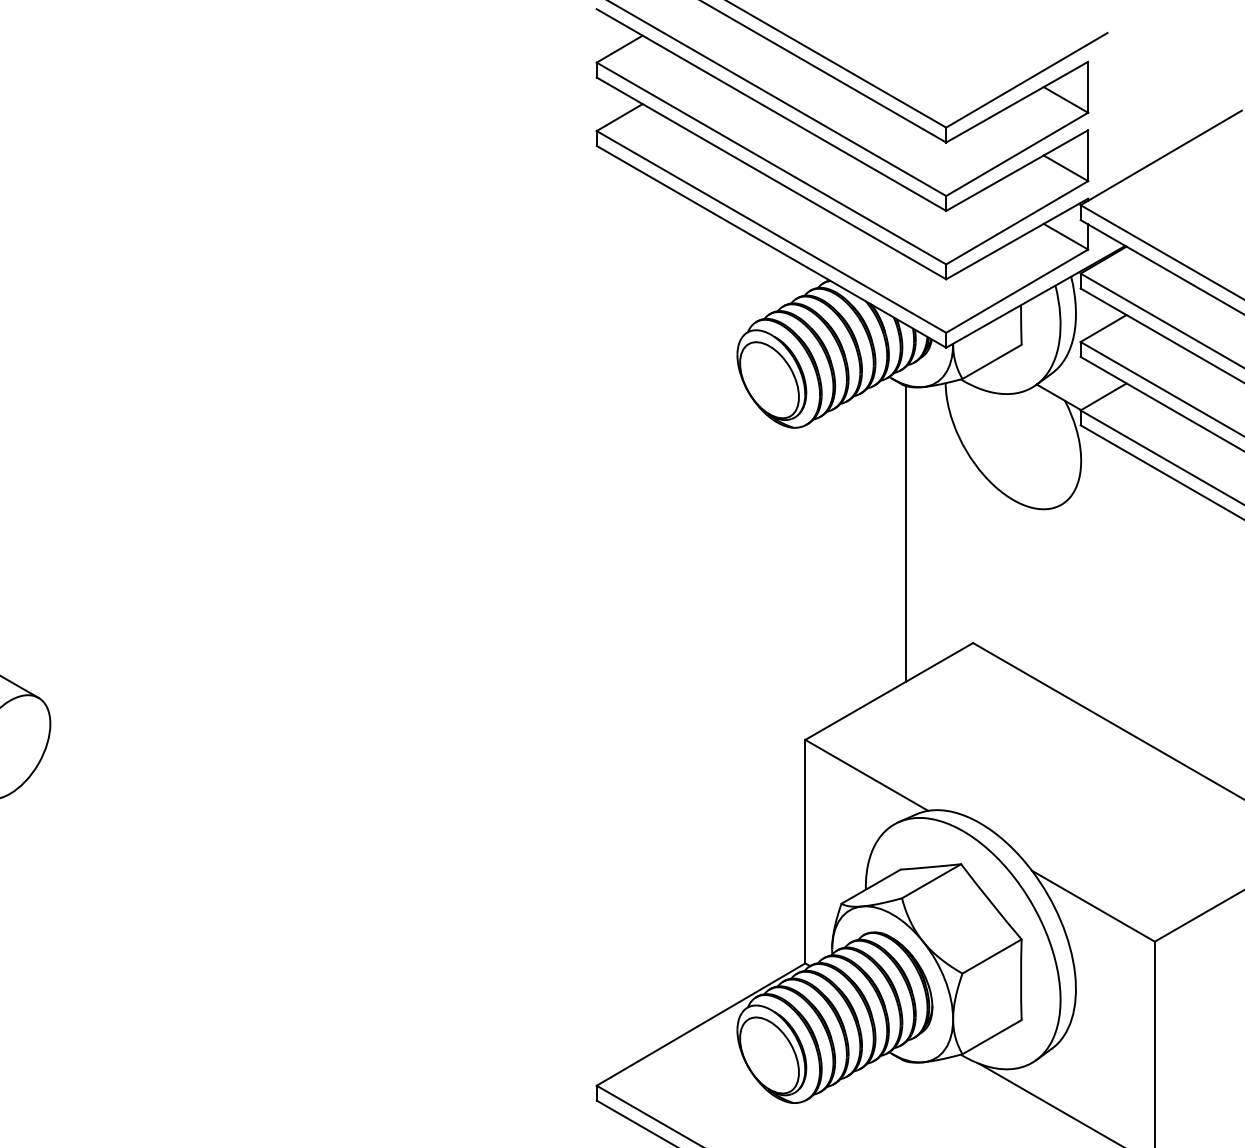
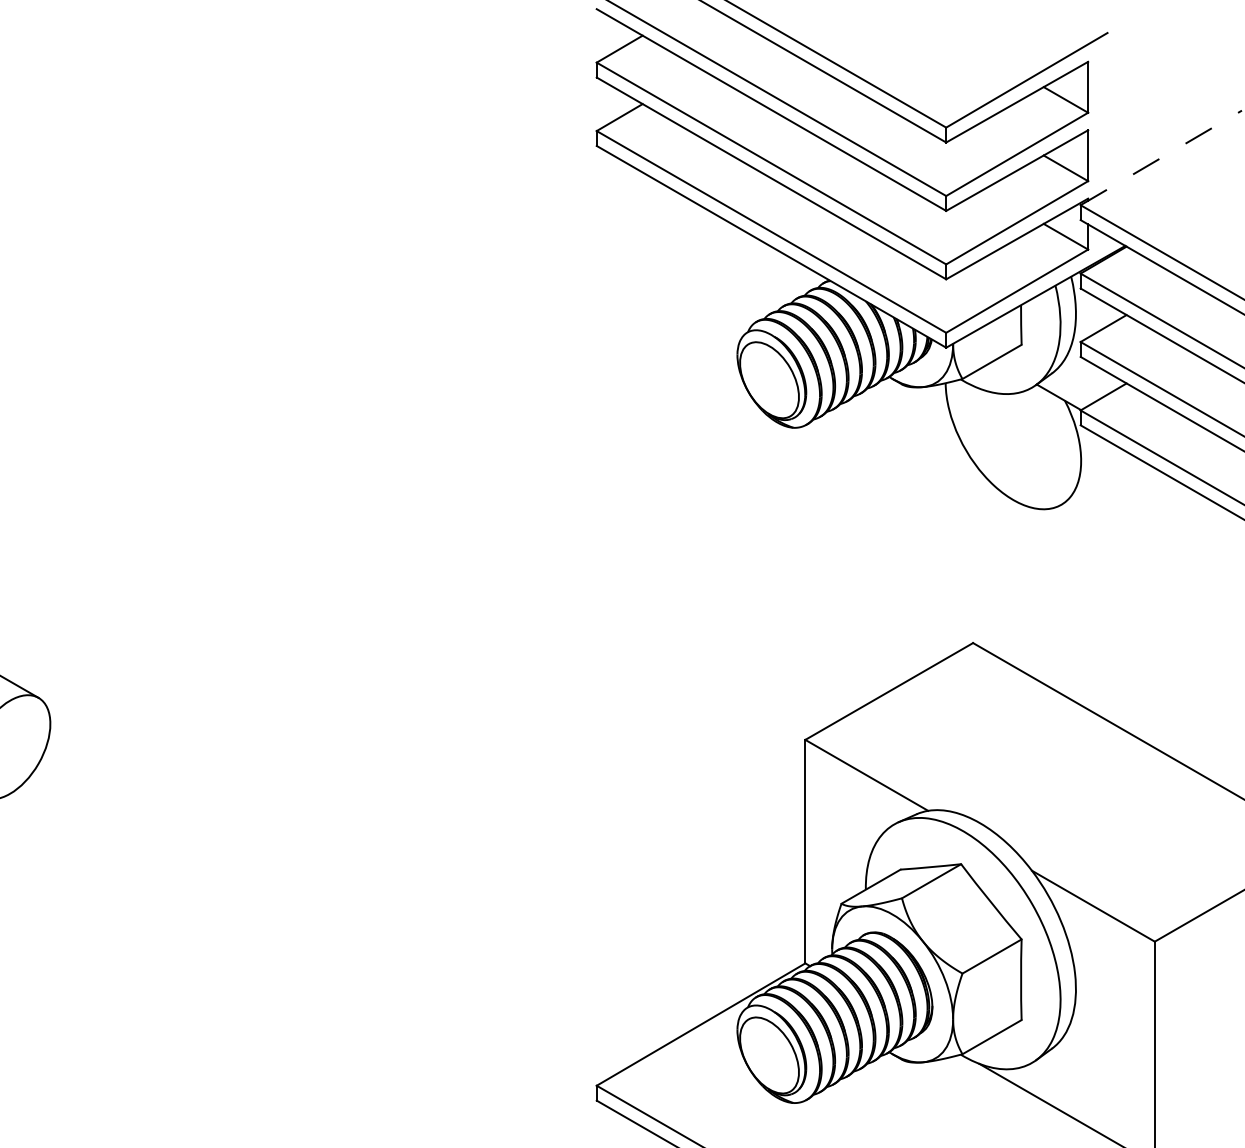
line: solid -> dashed (1161, 157)
line: present -> none (905, 533)
